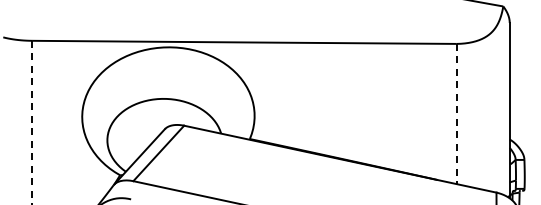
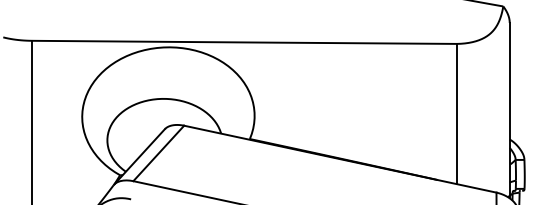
line: dashed -> solid (456, 114)
line: dashed -> solid (32, 122)
